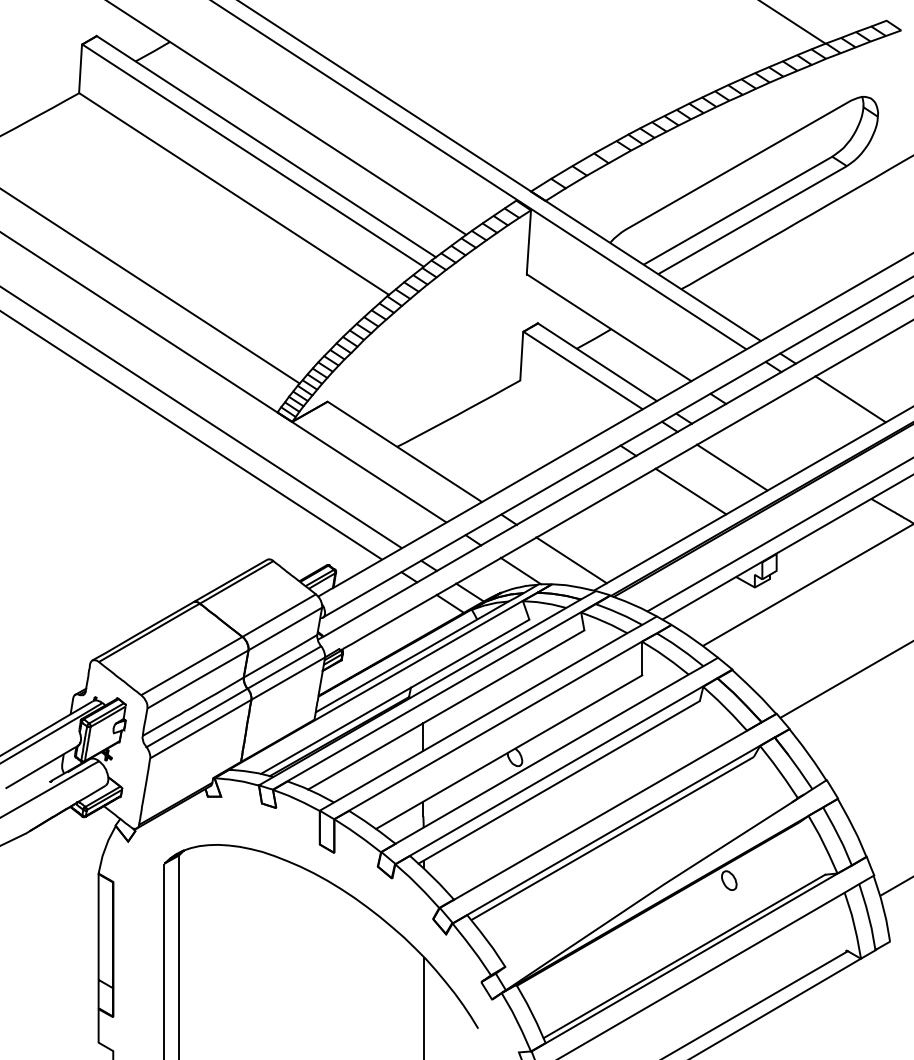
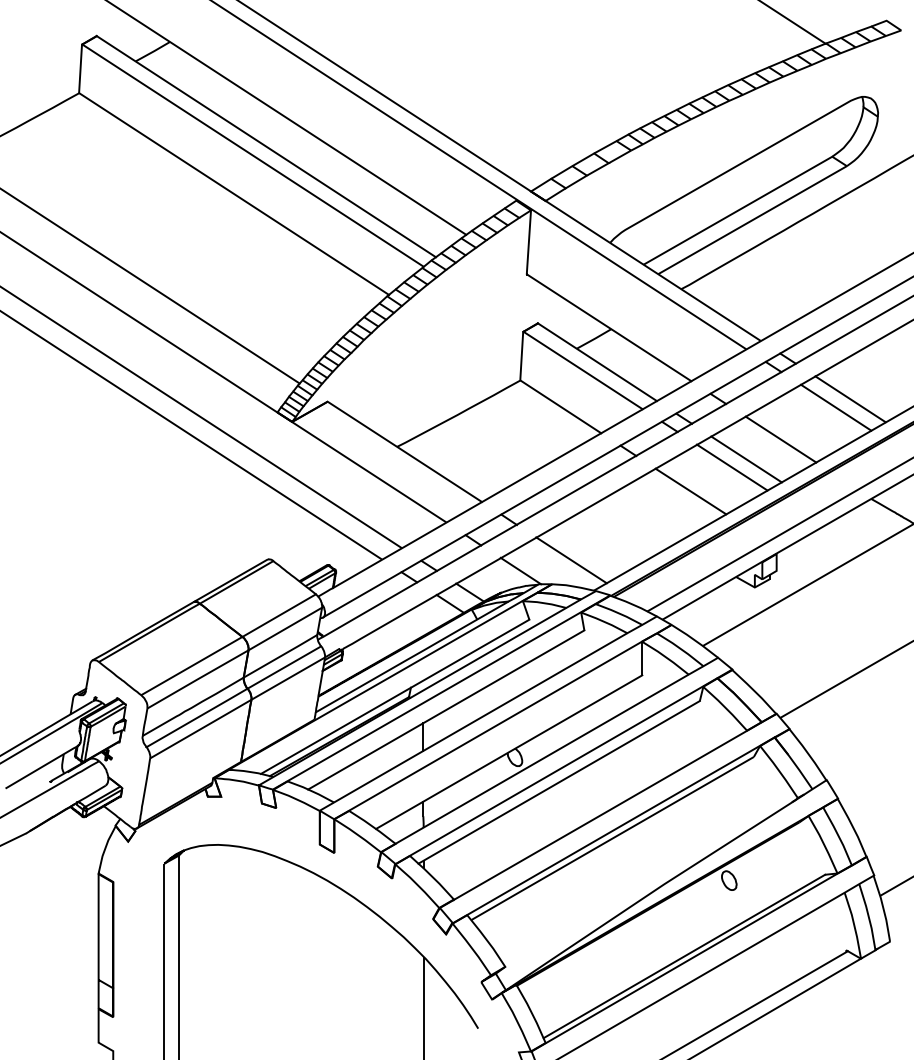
line: none -> present (560, 406)
line: none -> present (836, 407)
line: none -> present (780, 439)
line: none -> present (746, 459)
